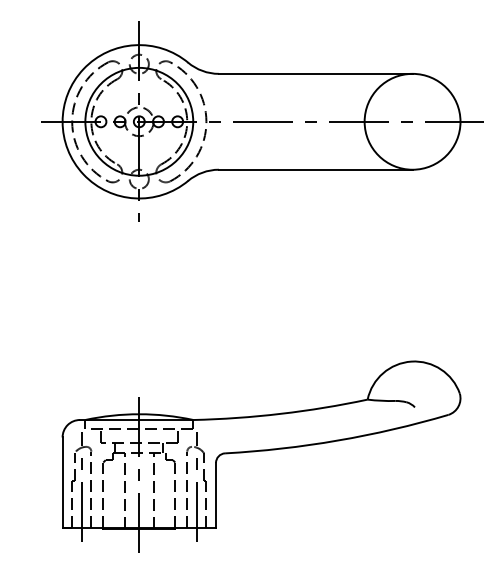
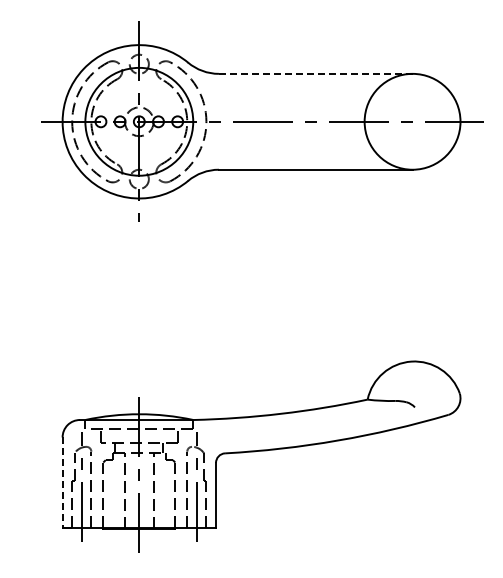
line: solid -> dashed (315, 73)
line: solid -> dashed (62, 483)
